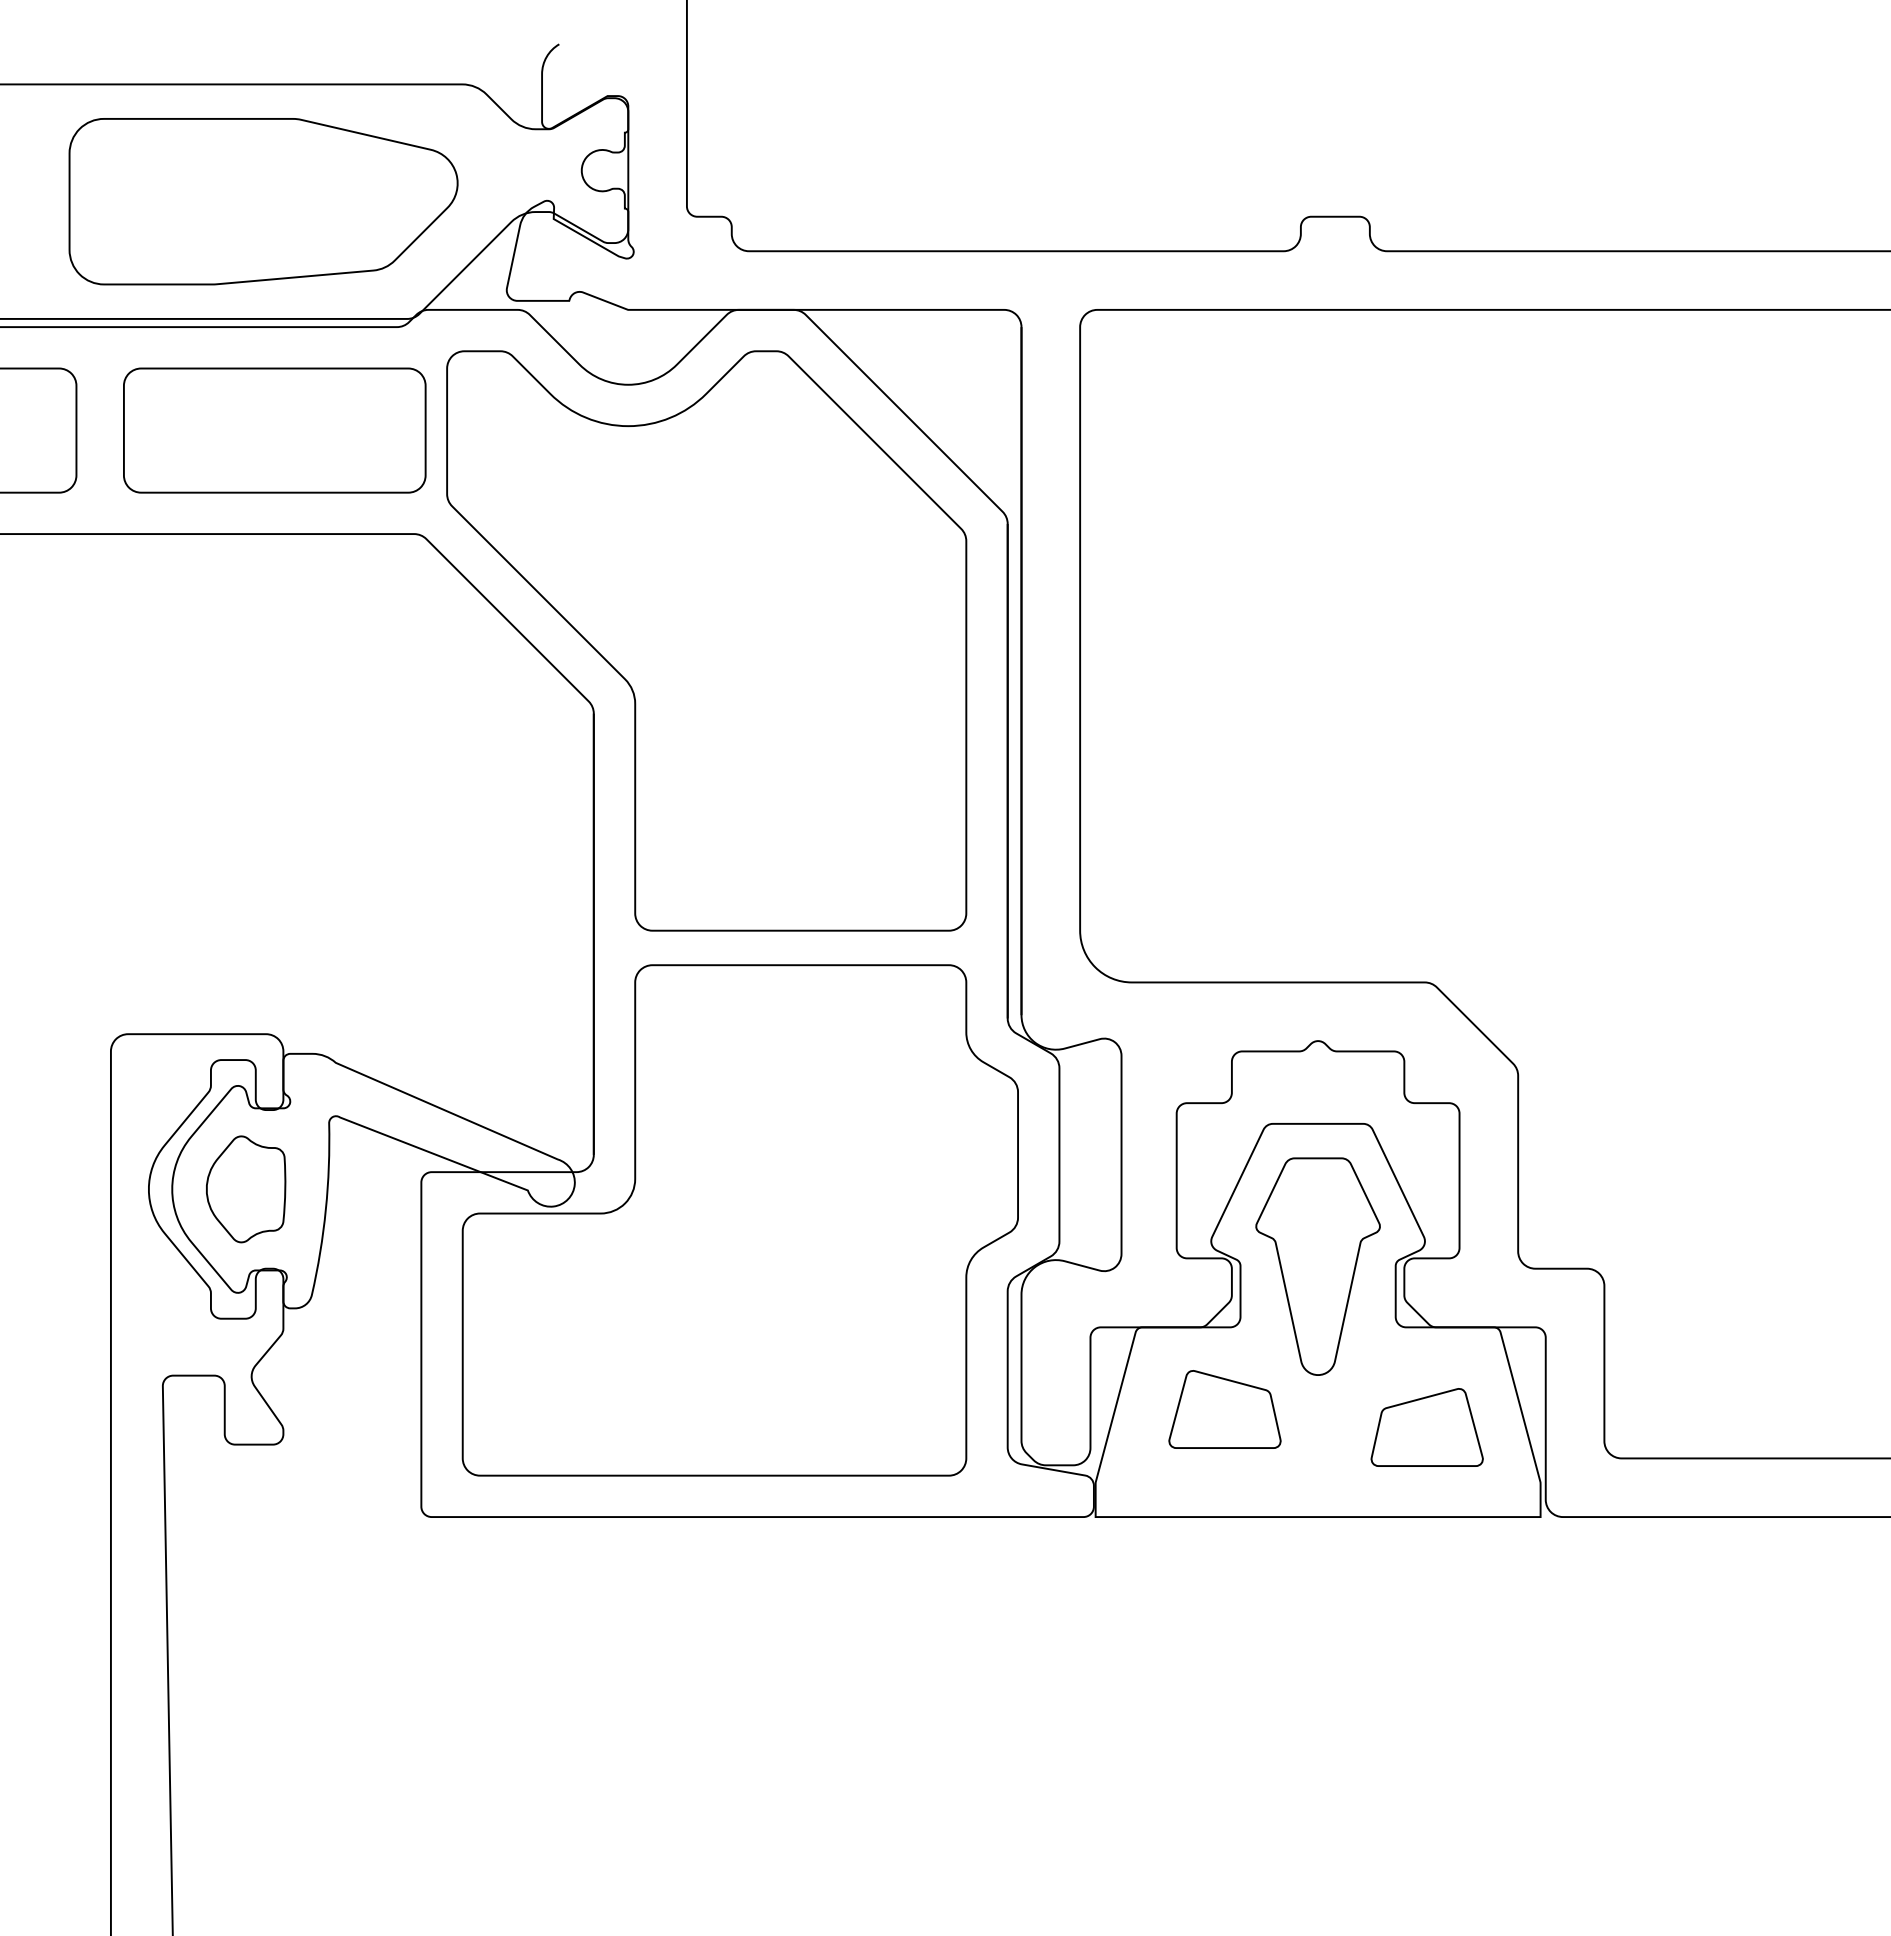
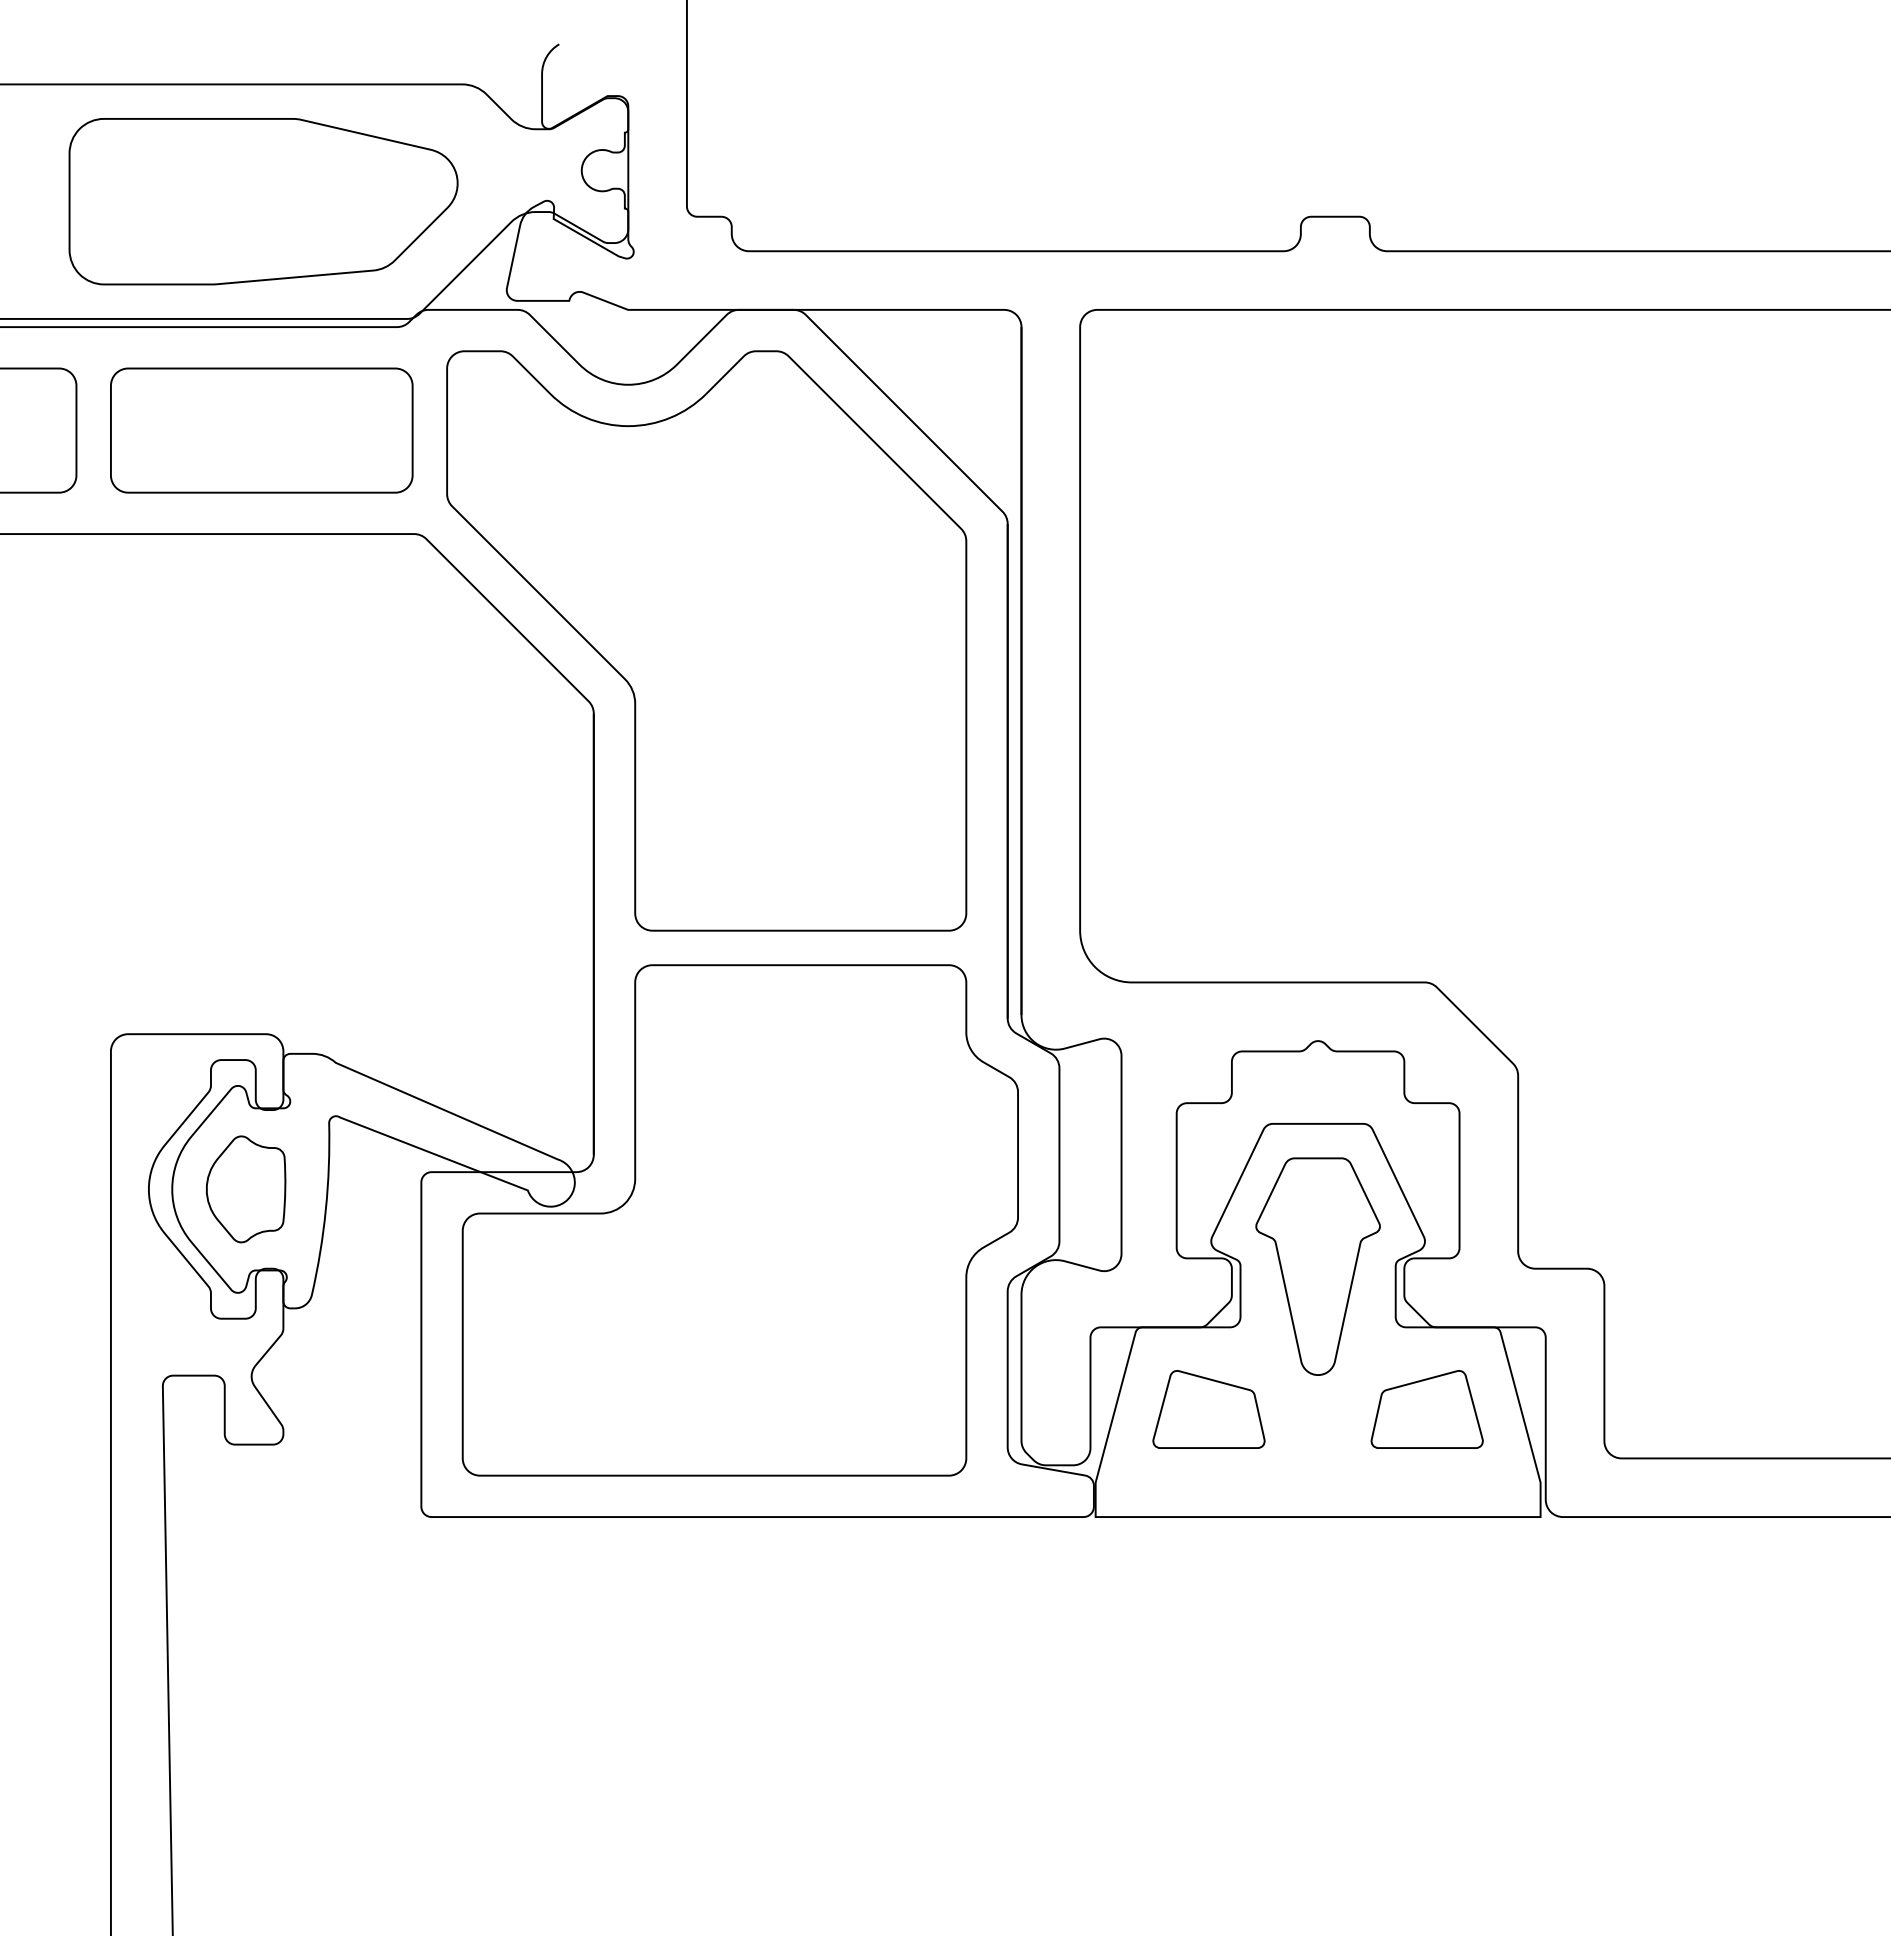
part position: (274, 430) -> (261, 430) (261, 430)
part position: (1224, 1409) -> (1208, 1409) (1208, 1409)
part position: (1426, 1427) -> (1426, 1409) (1426, 1409)
